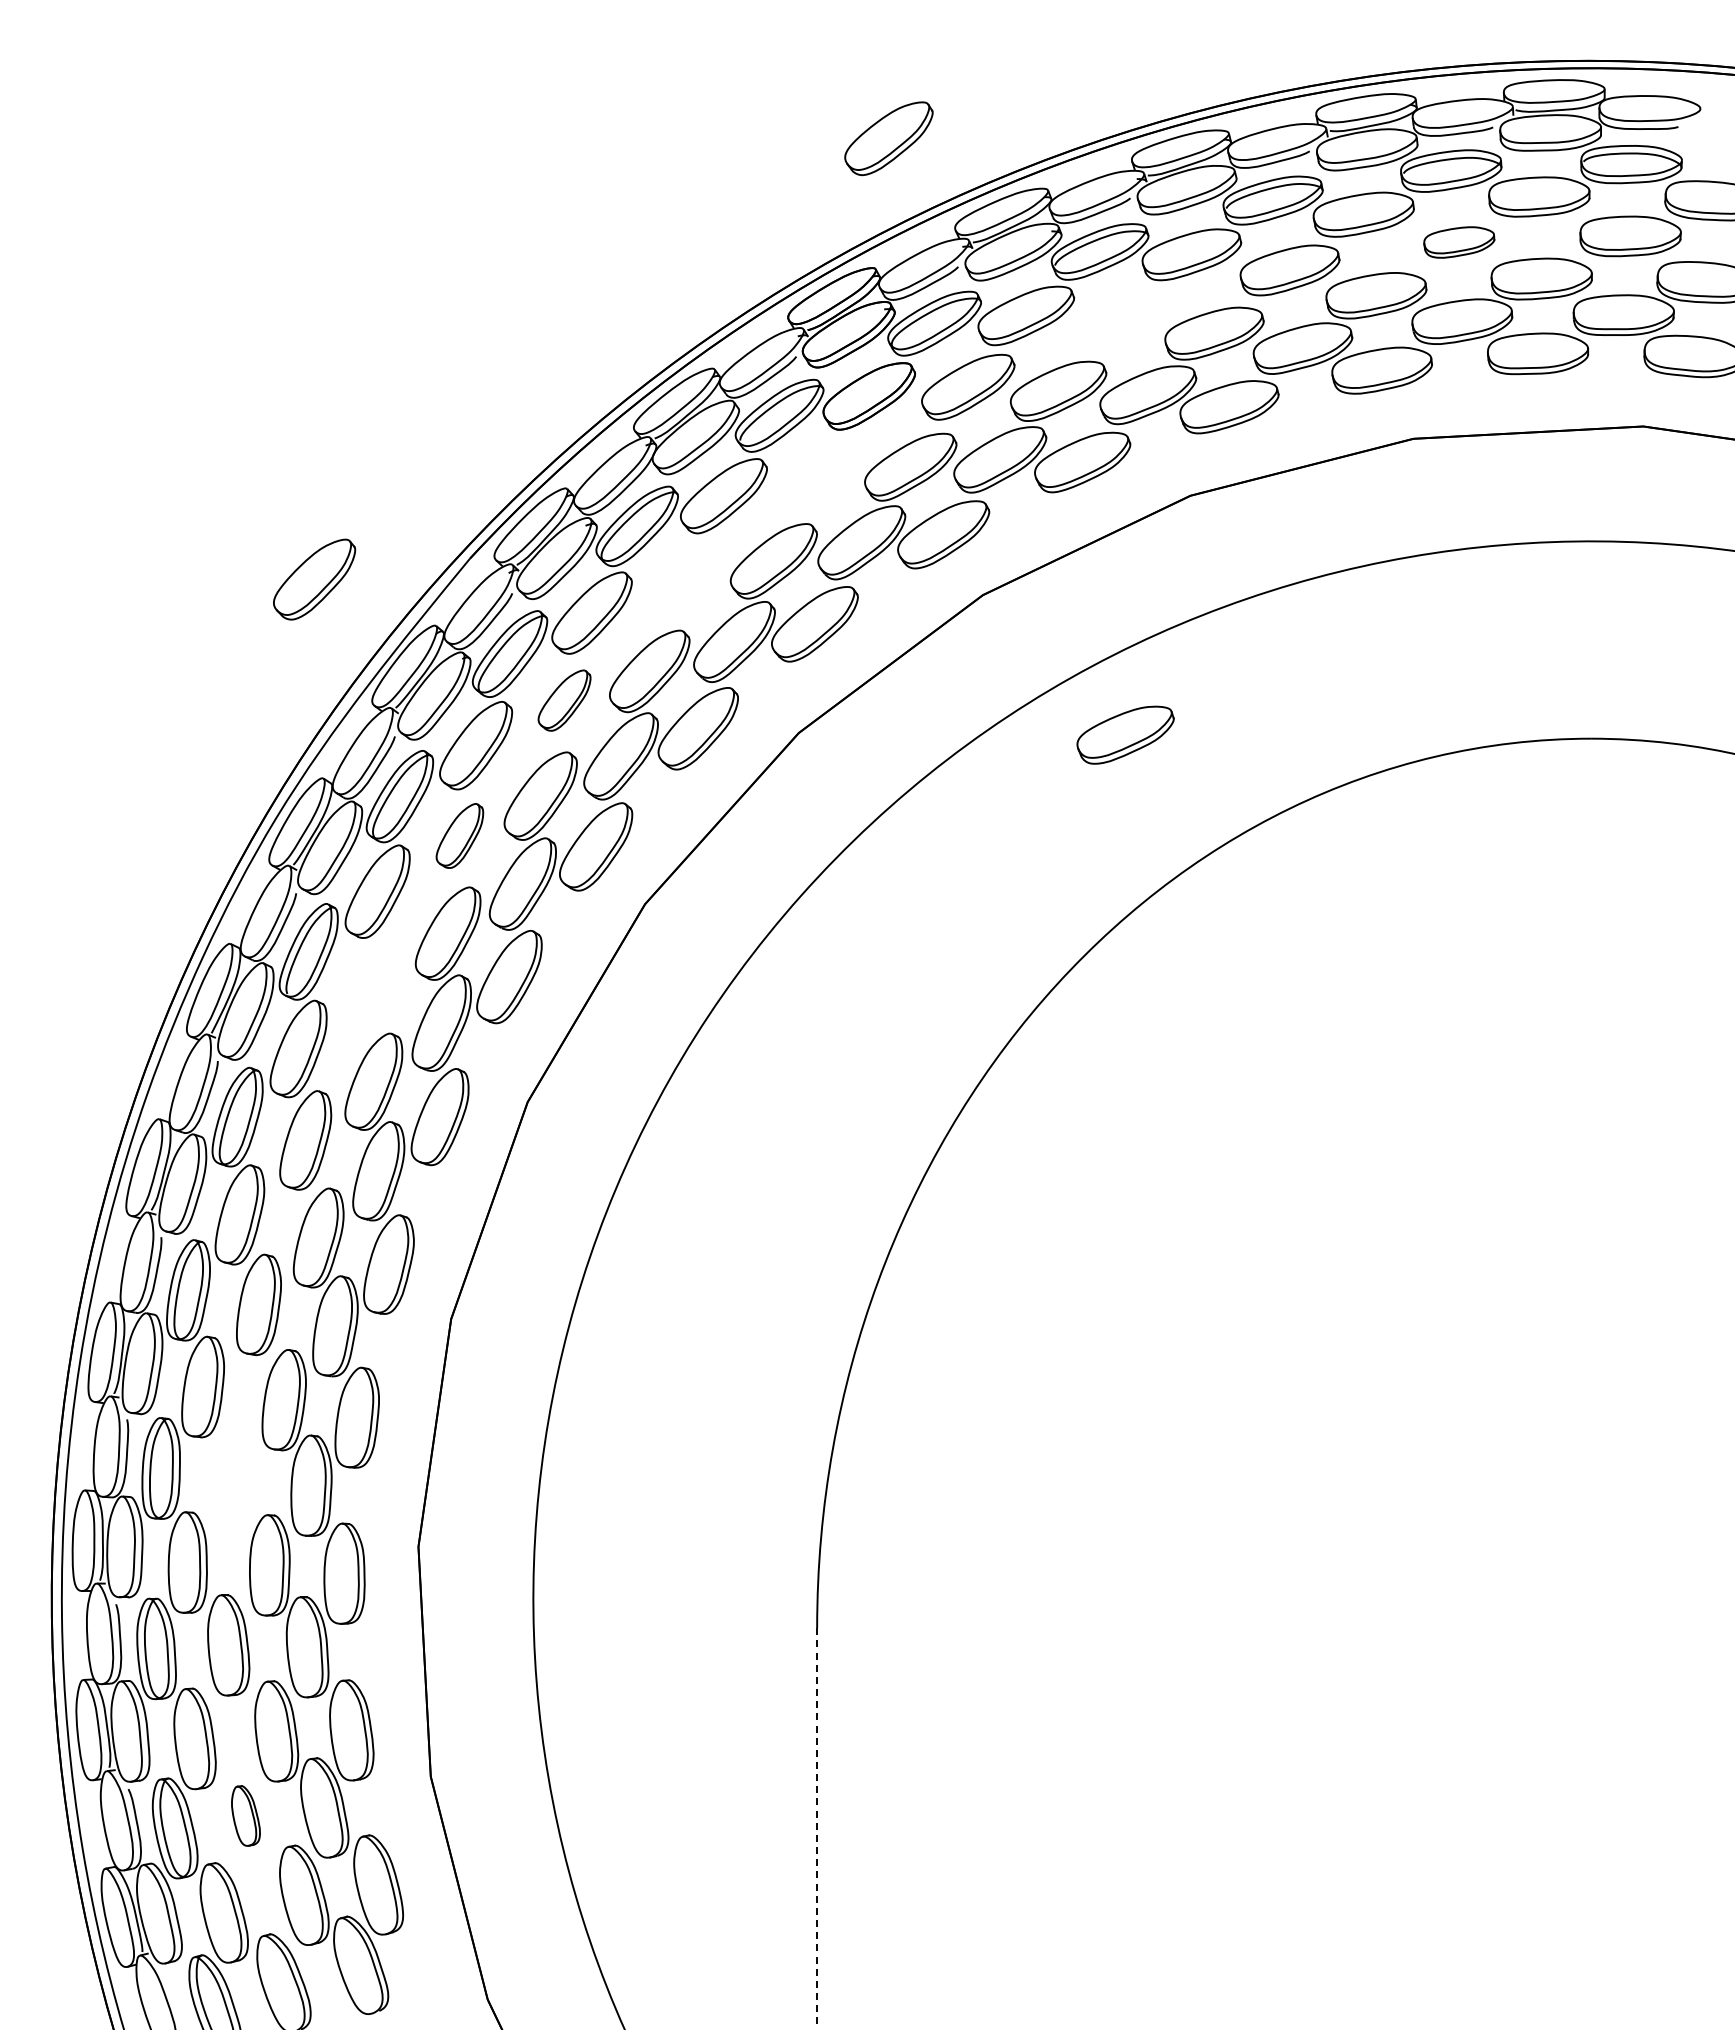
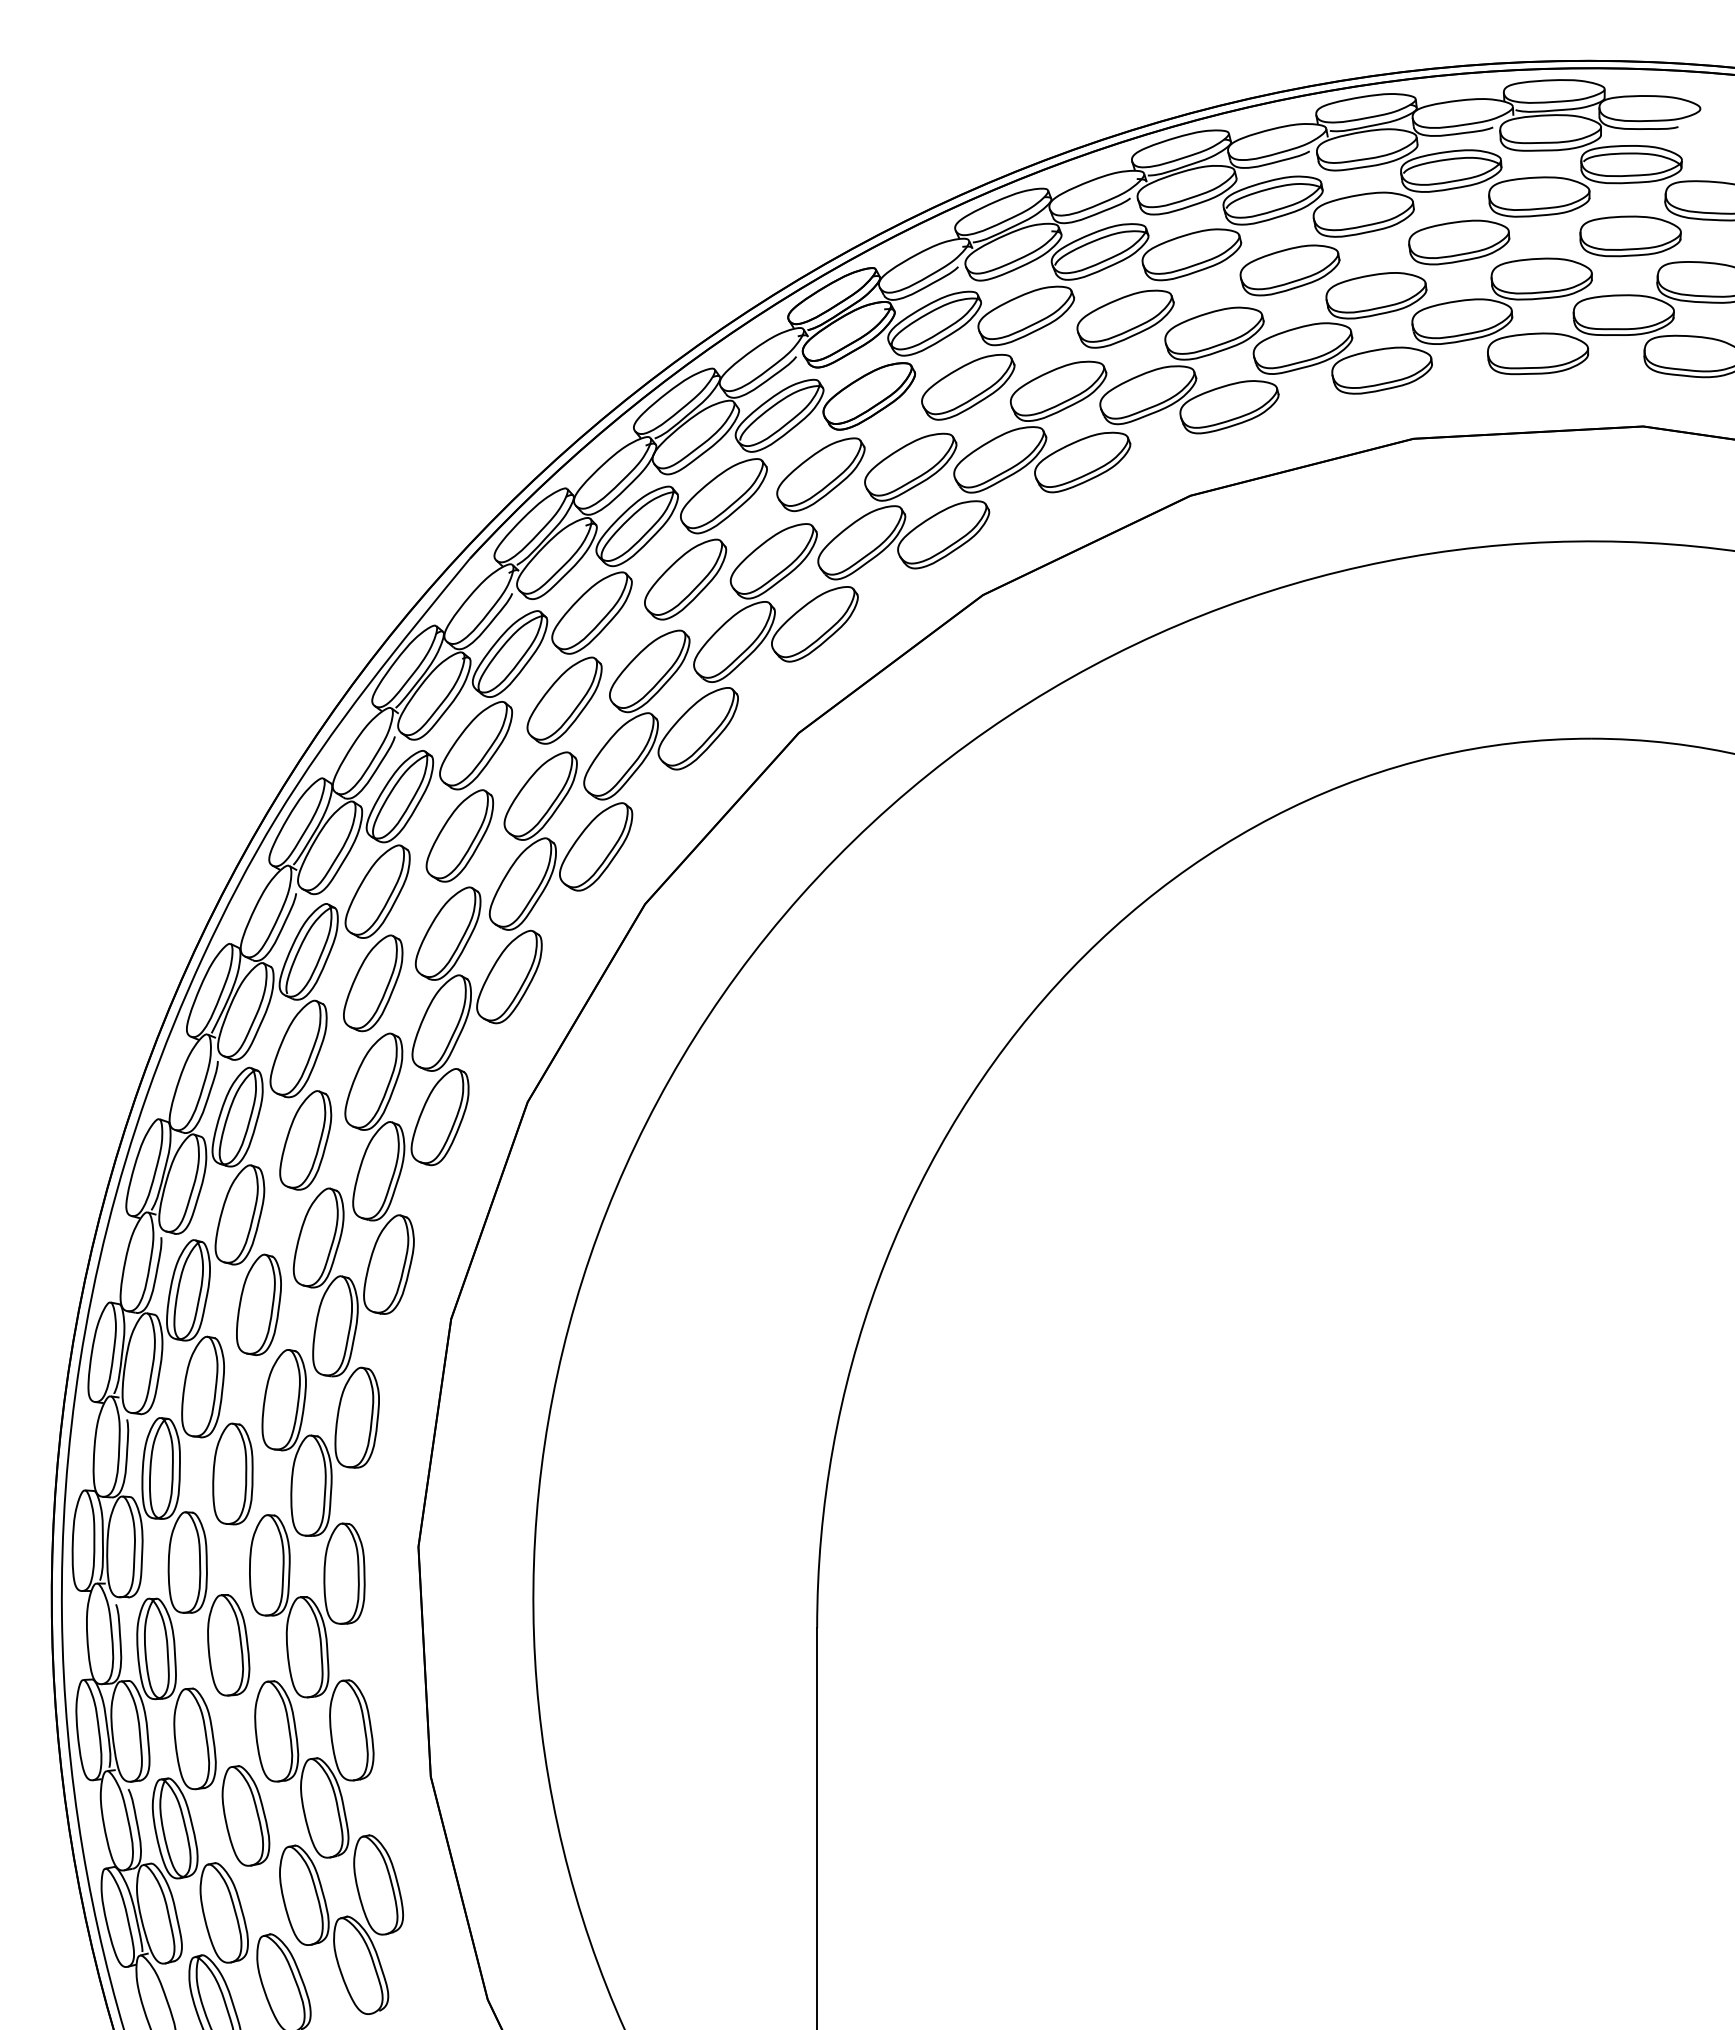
part position: (888, 138) -> (820, 474) (820, 474)
part size: 73x33 px -> 103x47 px (1459, 242)
part position: (314, 579) -> (685, 579) (685, 579)
part size: 55x63 px -> 77x89 px (564, 700)
part position: (1125, 734) -> (1125, 318) (1125, 318)
part size: 50x66 px -> 70x94 px (459, 835)
part: none -> present (373, 983)
part: none -> present (232, 1473)
part size: 30x62 px -> 50x102 px (245, 1815)
line: dashed -> solid (817, 1829)
